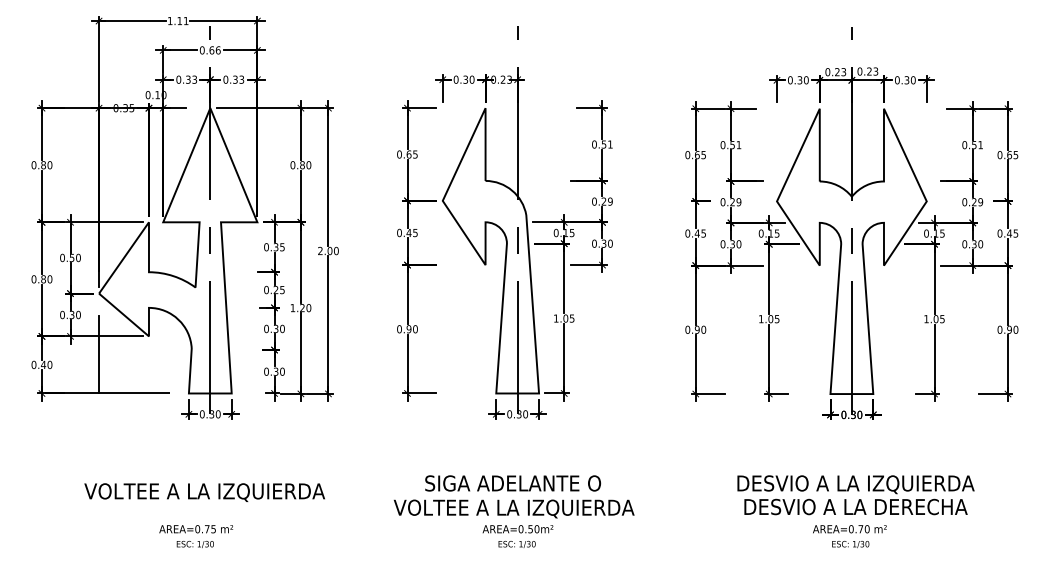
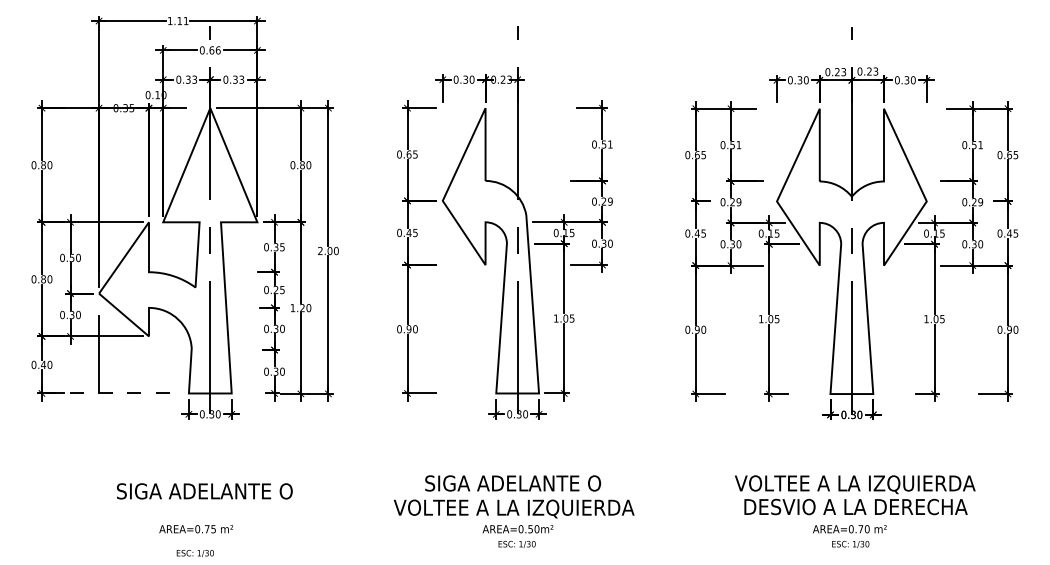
line: solid -> dashed (106, 393)
text: DESVIO A LA IZQUIERDA -> VOLTEE A LA IZQUIERDA (854, 484)
text: VOLTEE A LA IZQUIERDA -> SIGA ADELANTE O (204, 492)
text position: (194, 544) -> (194, 553) (194, 553)
